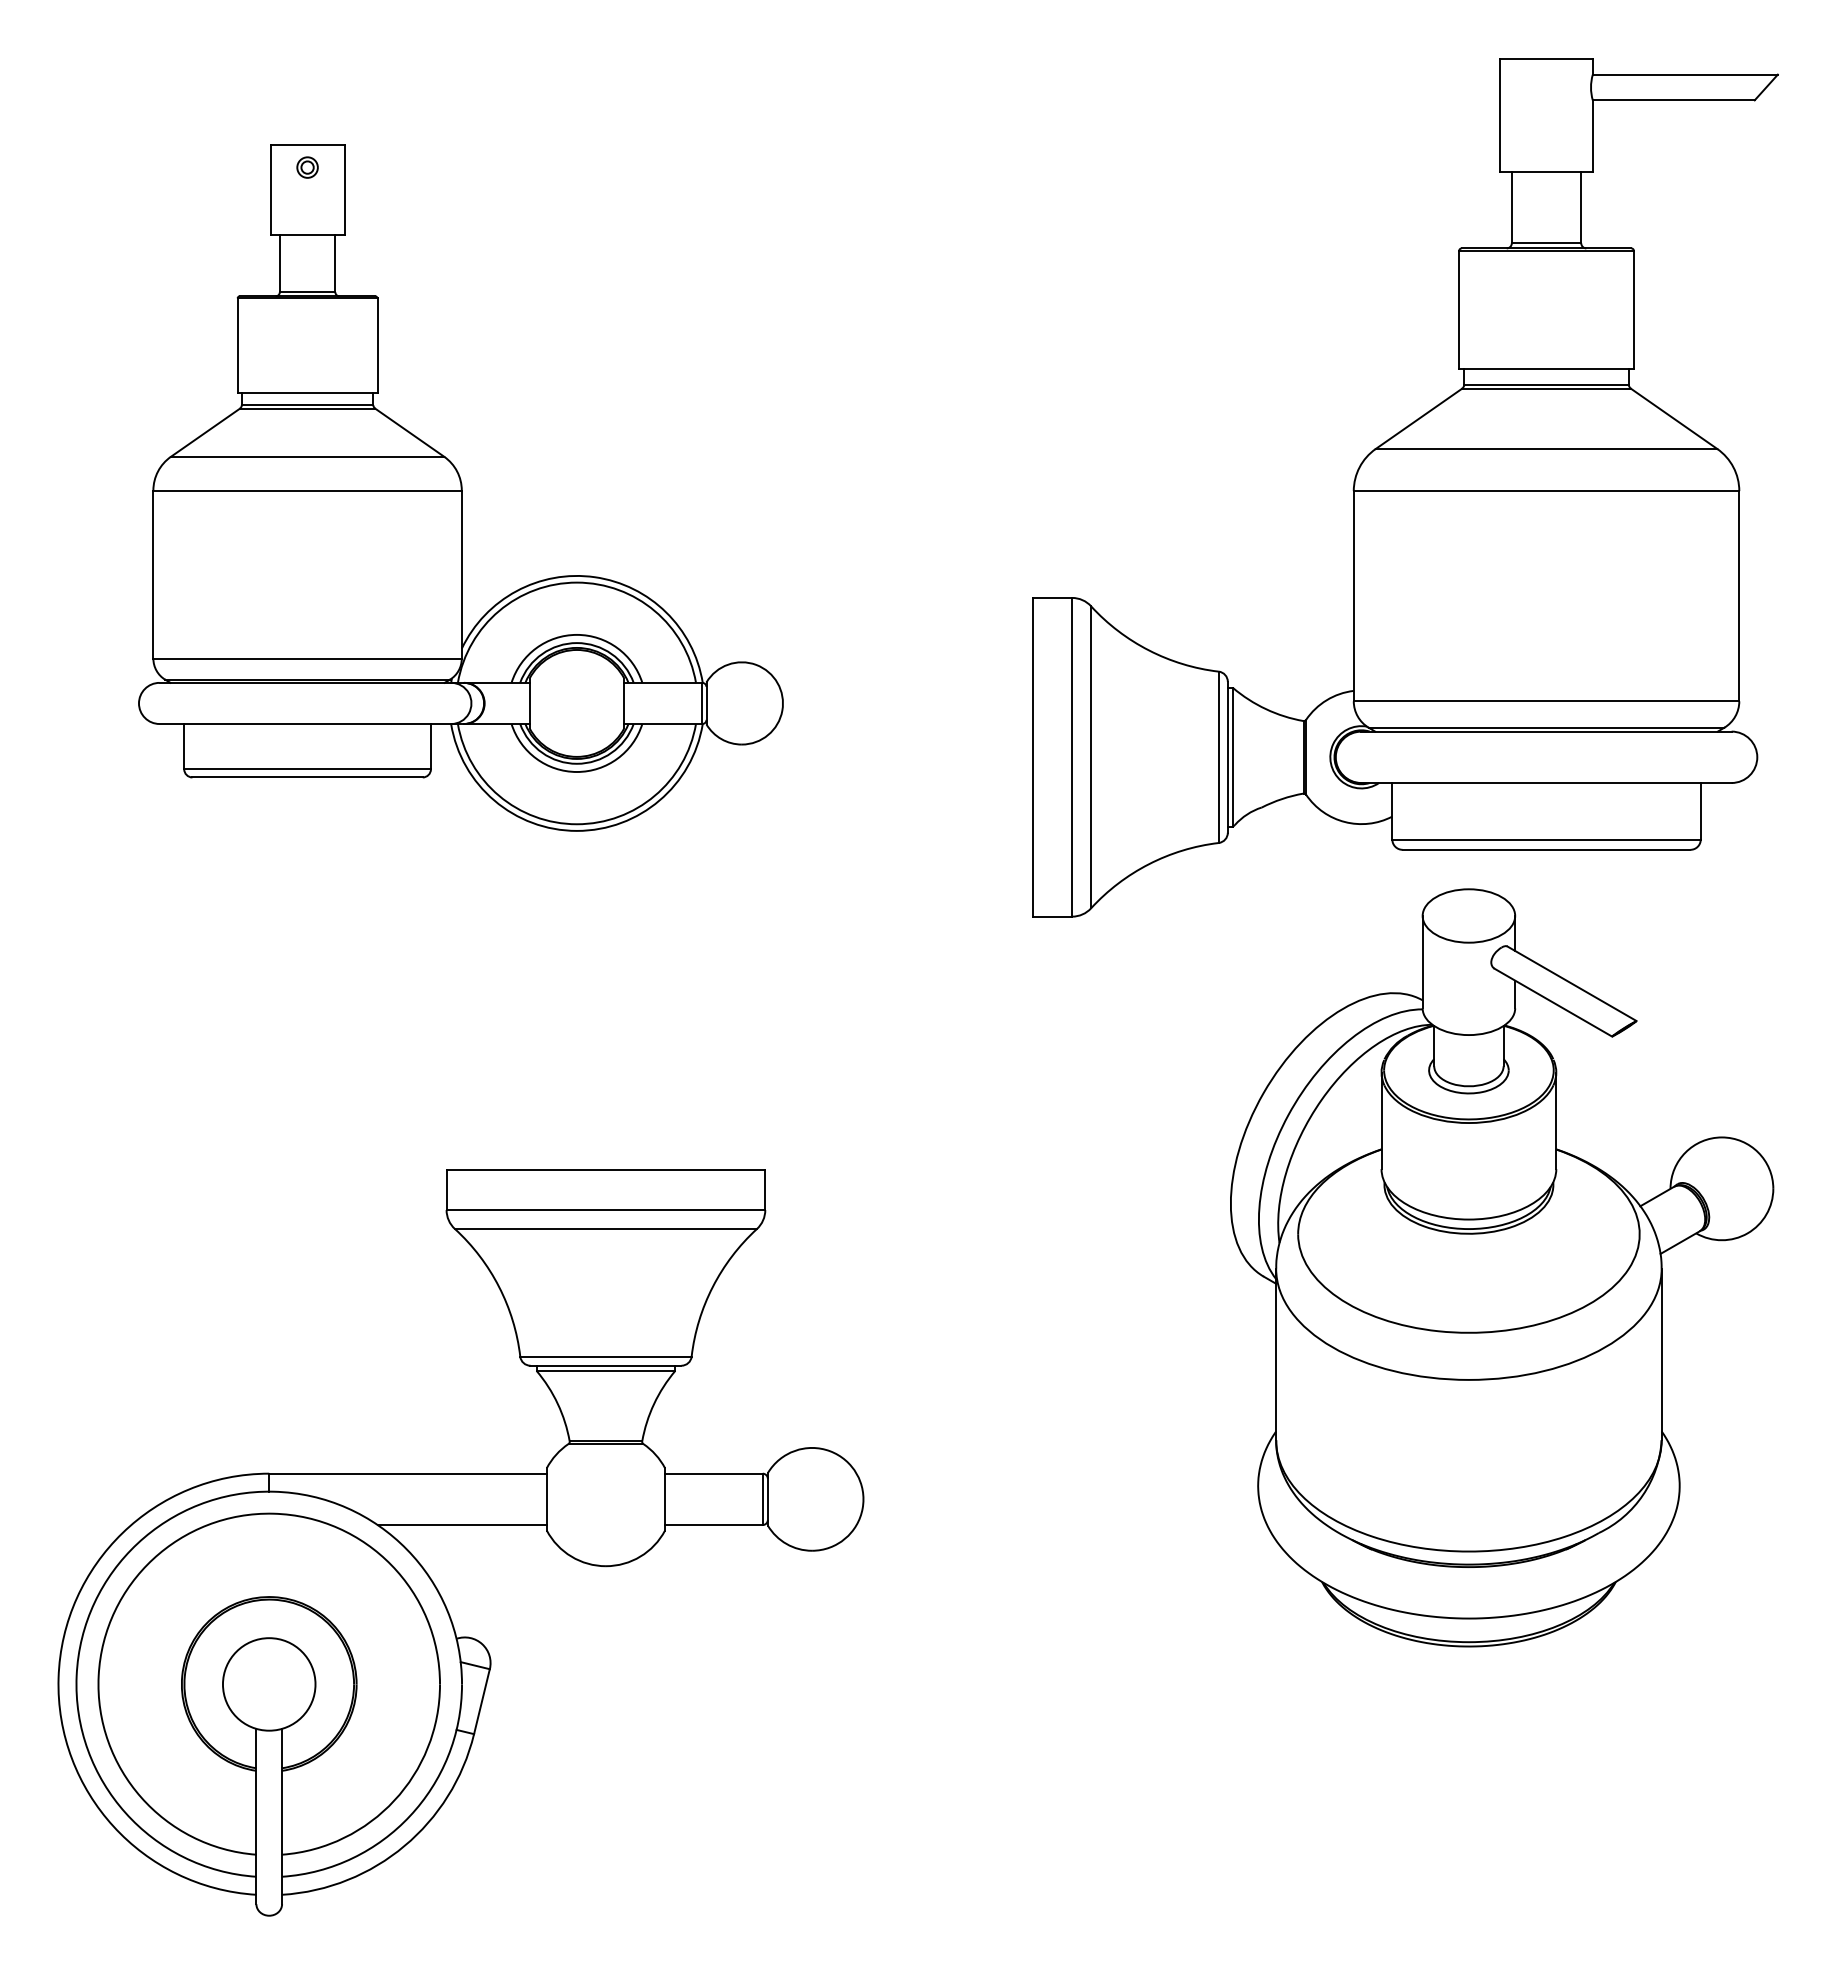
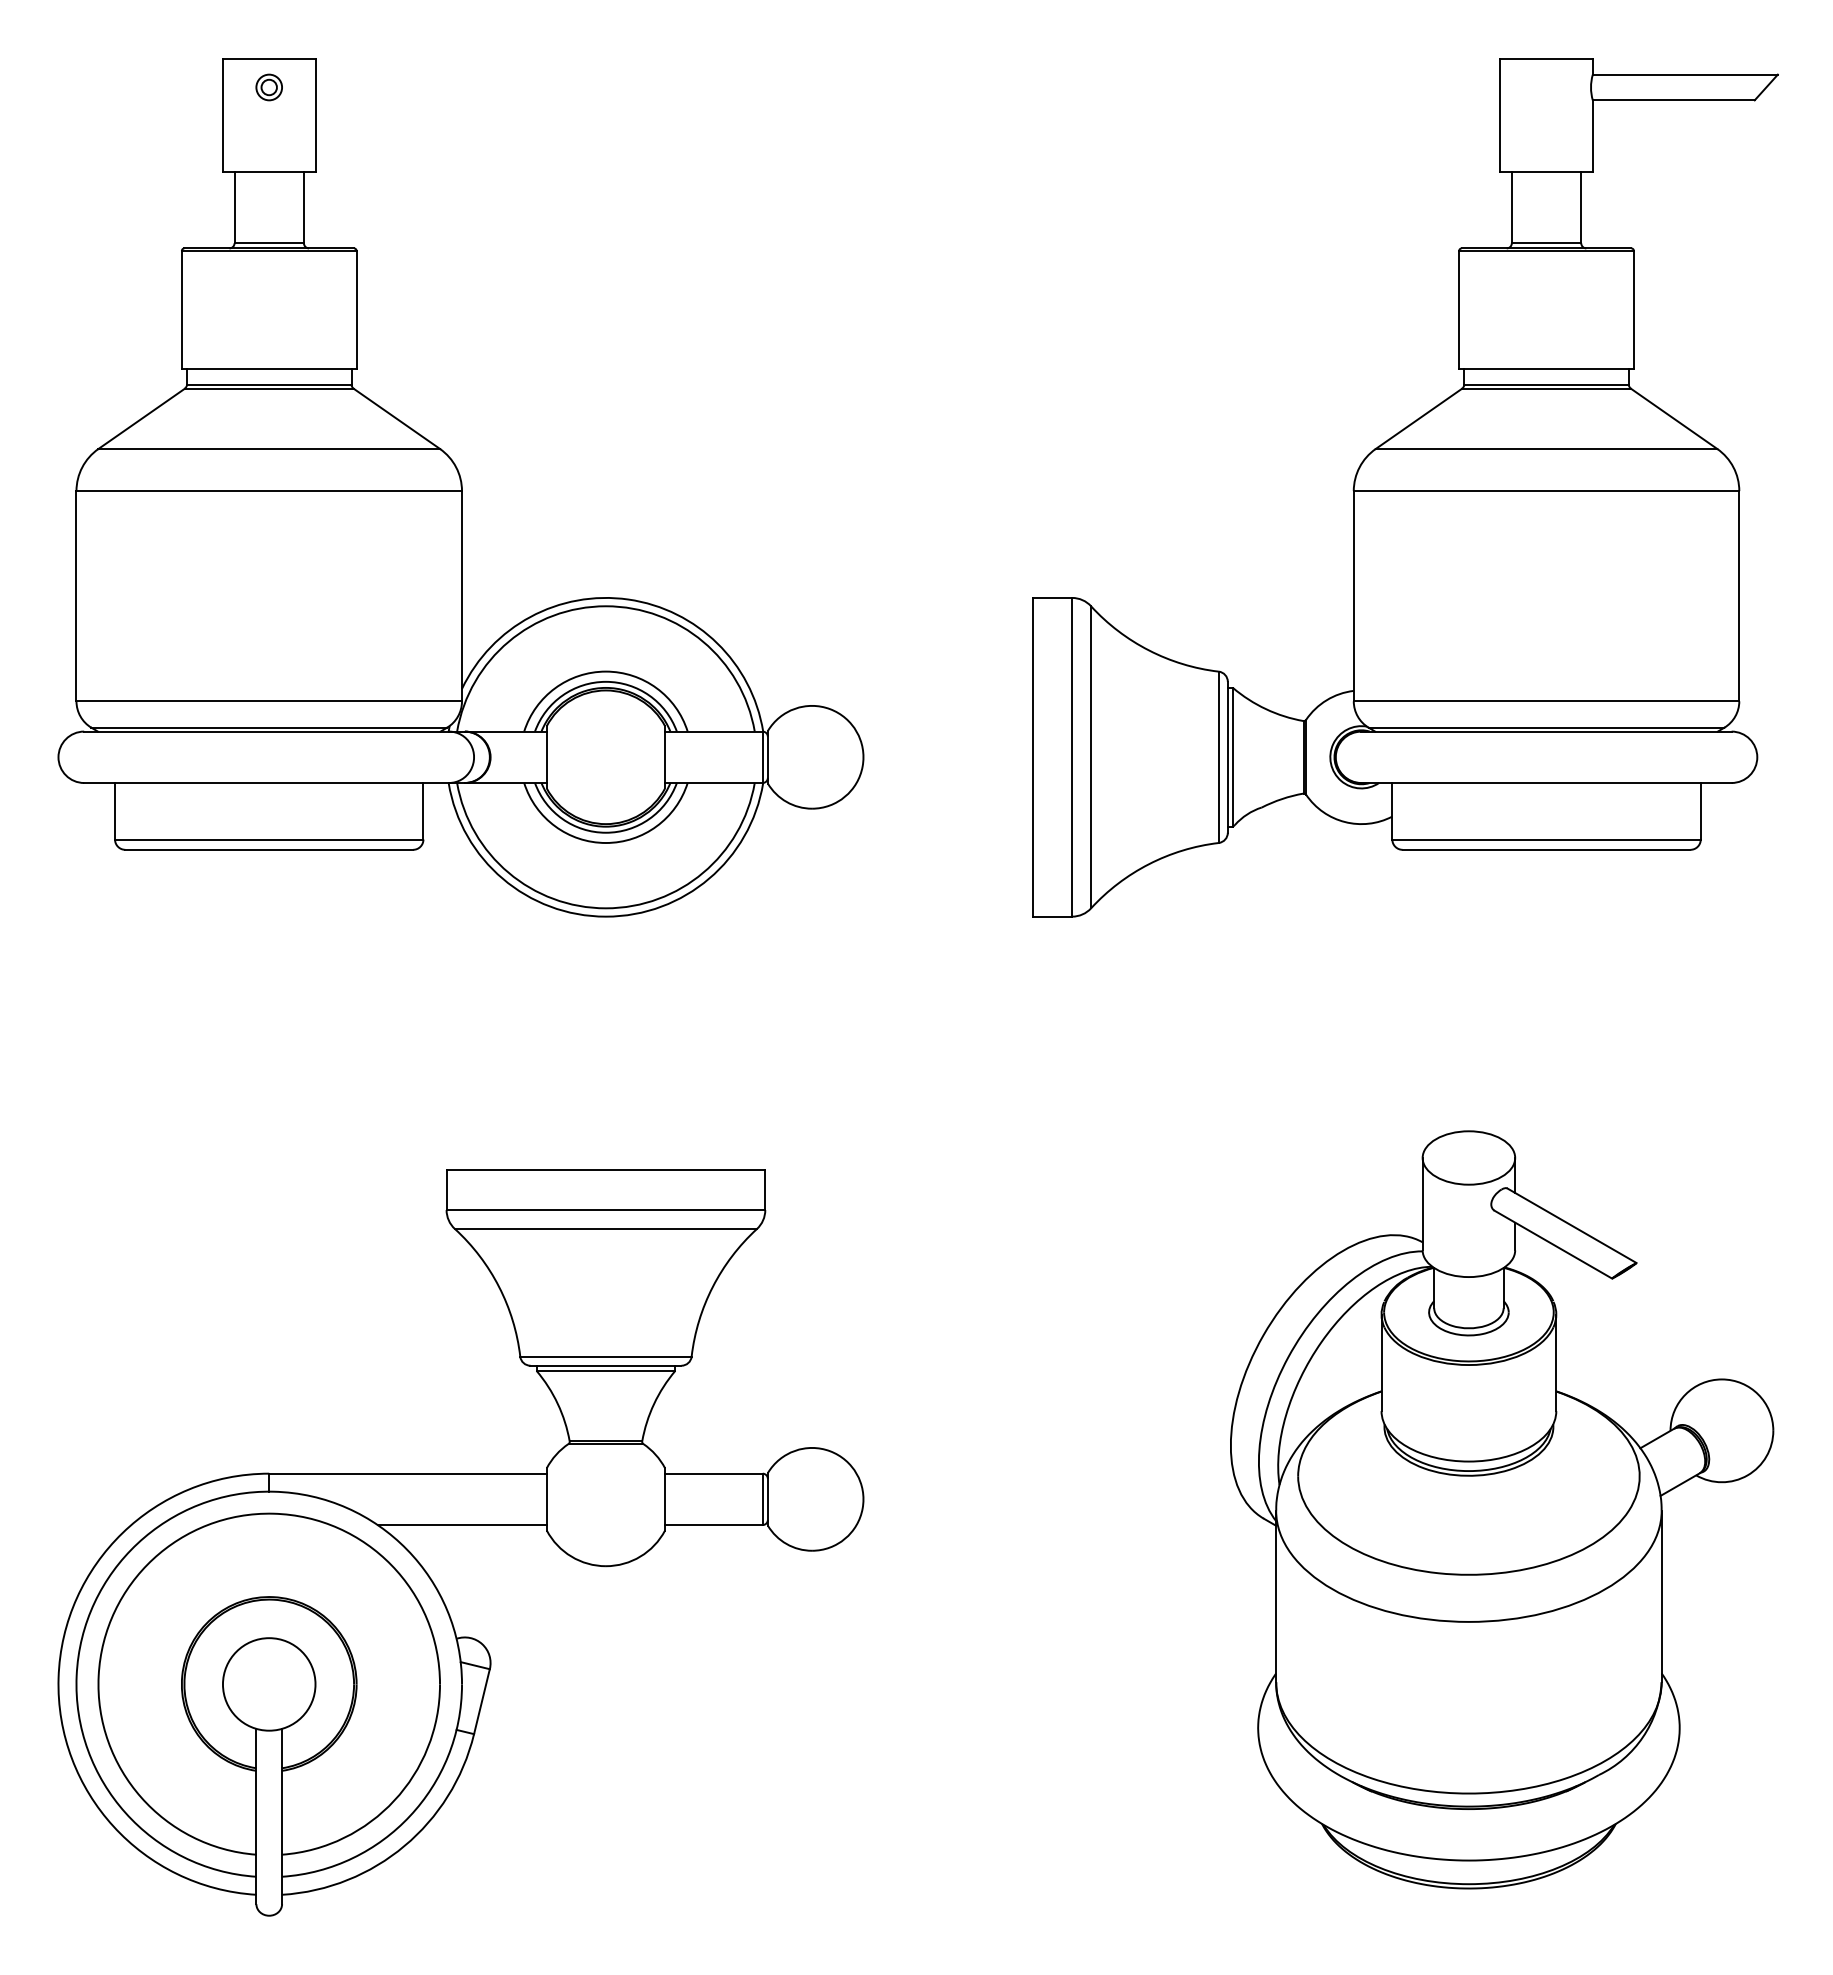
part size: 646x688 px -> 808x860 px (460, 487)
part position: (1502, 1267) -> (1502, 1509) (1502, 1509)
